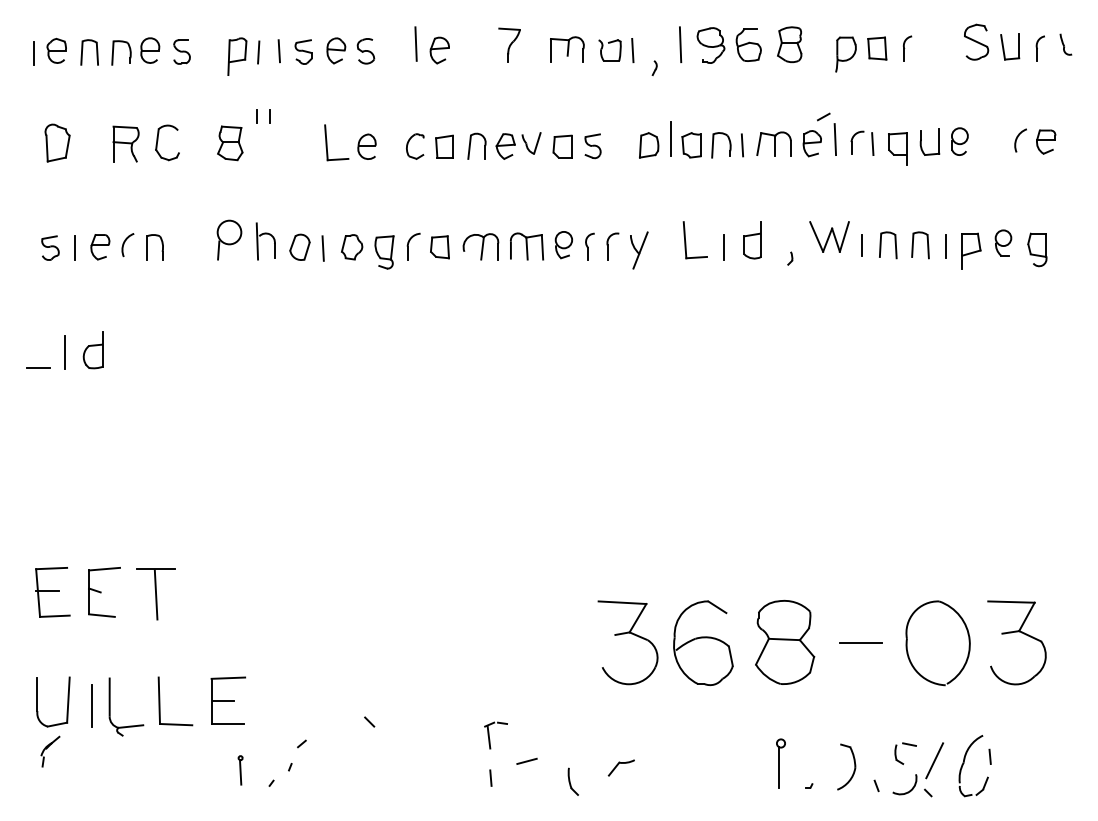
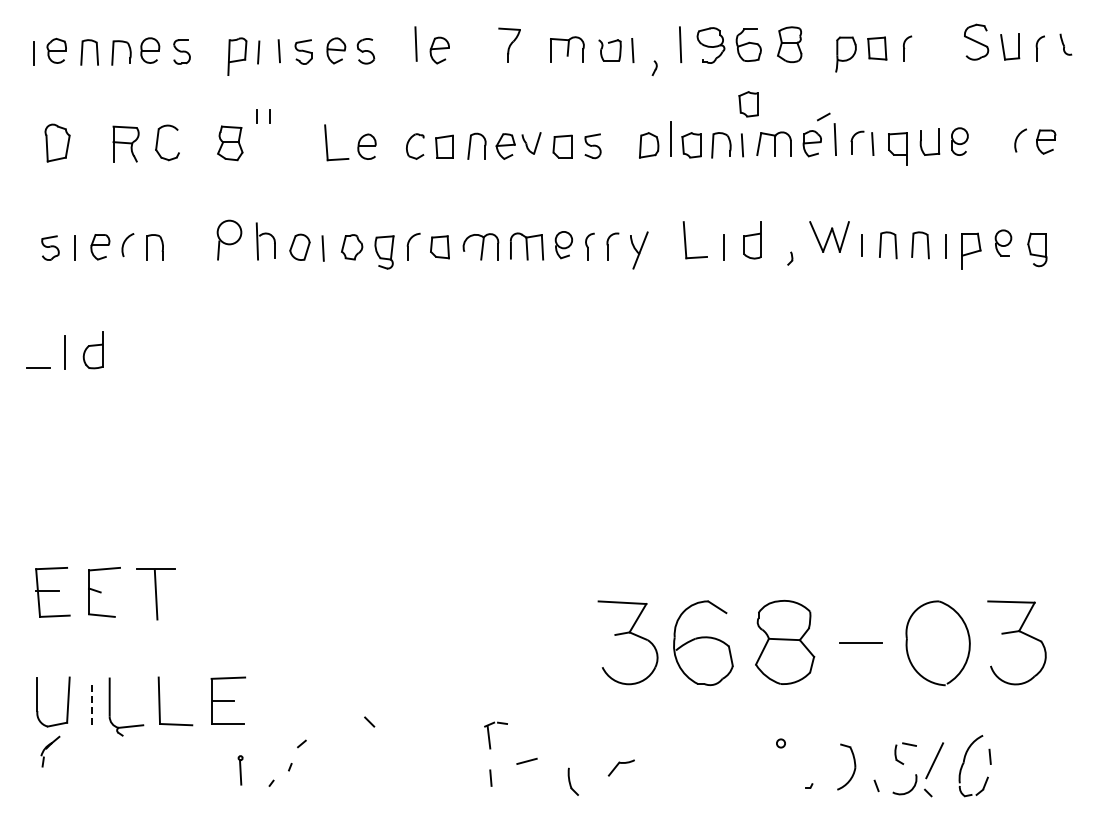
part: none -> present (748, 104)
line: solid -> dashed (91, 705)
line: present -> none (779, 767)
